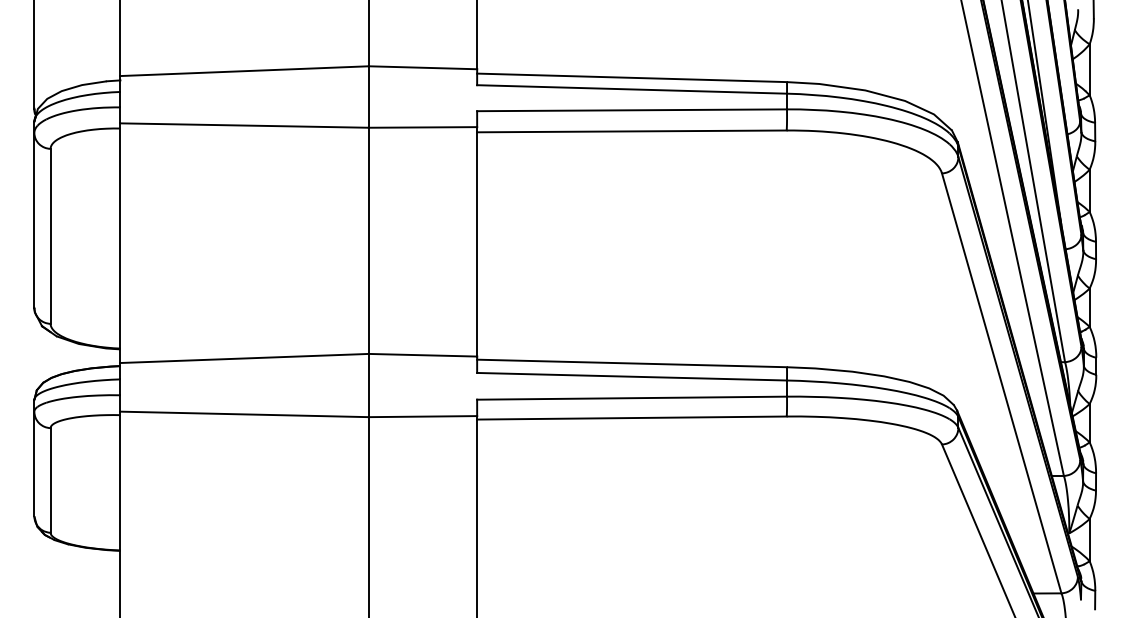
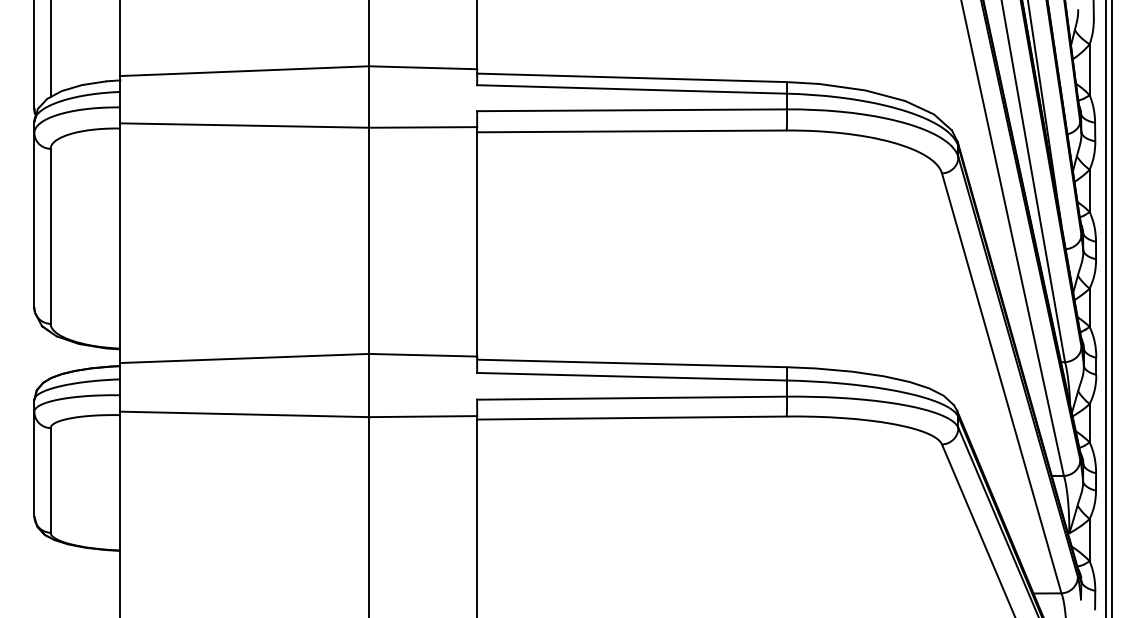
line: none -> present (50, 49)
line: none -> present (1105, 308)
line: none -> present (1111, 308)
